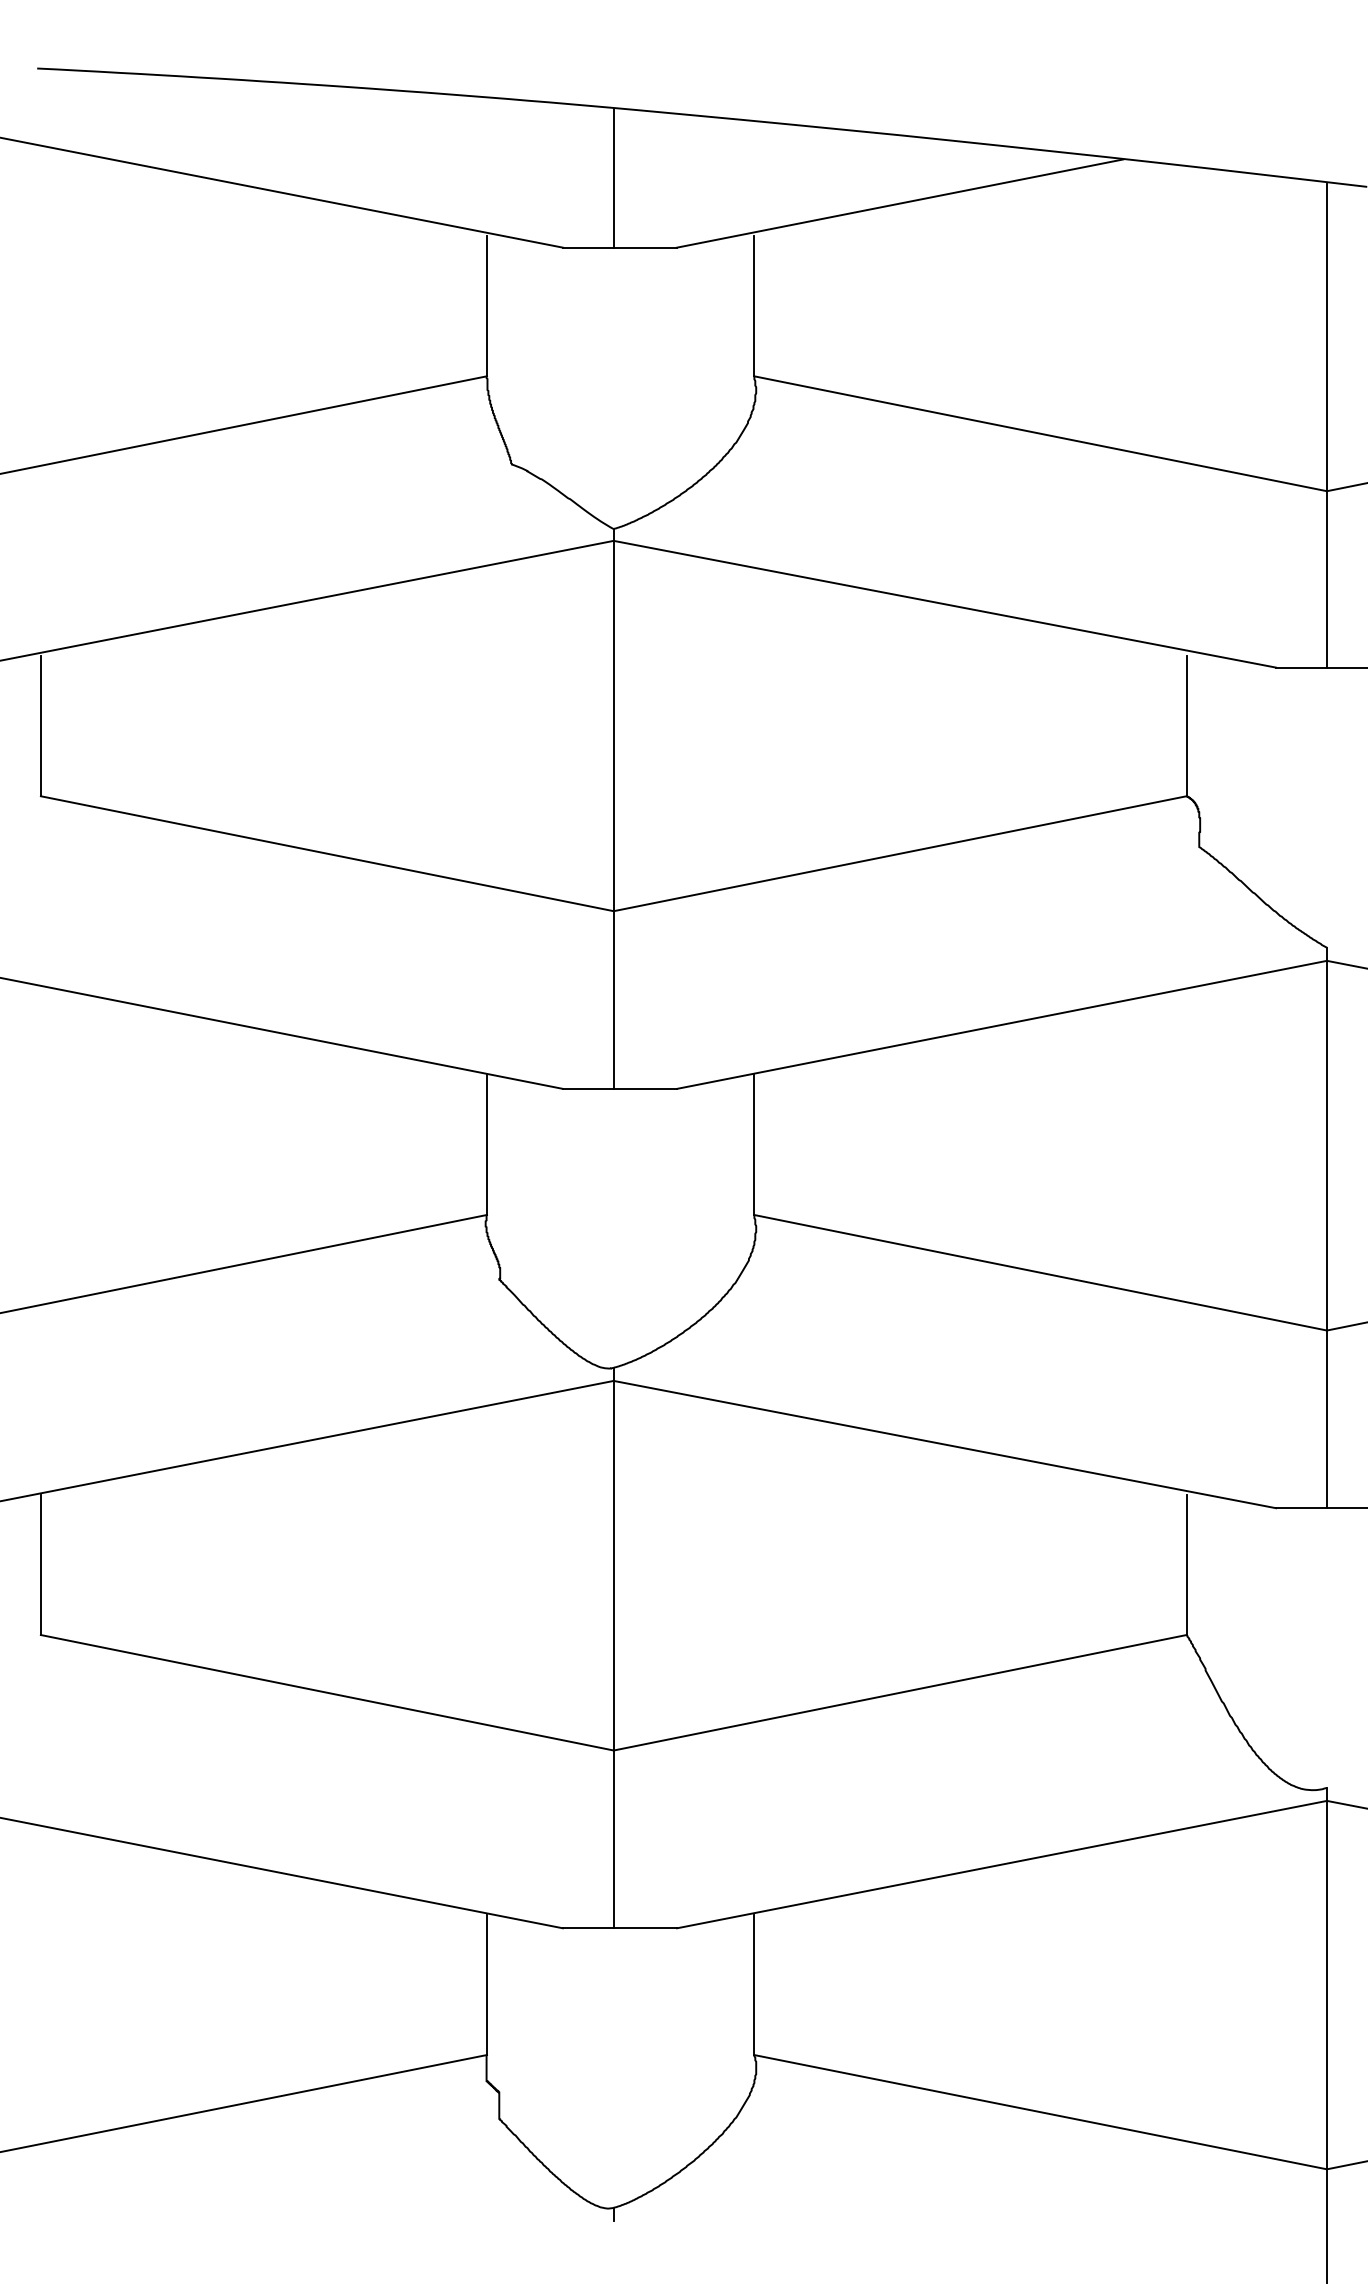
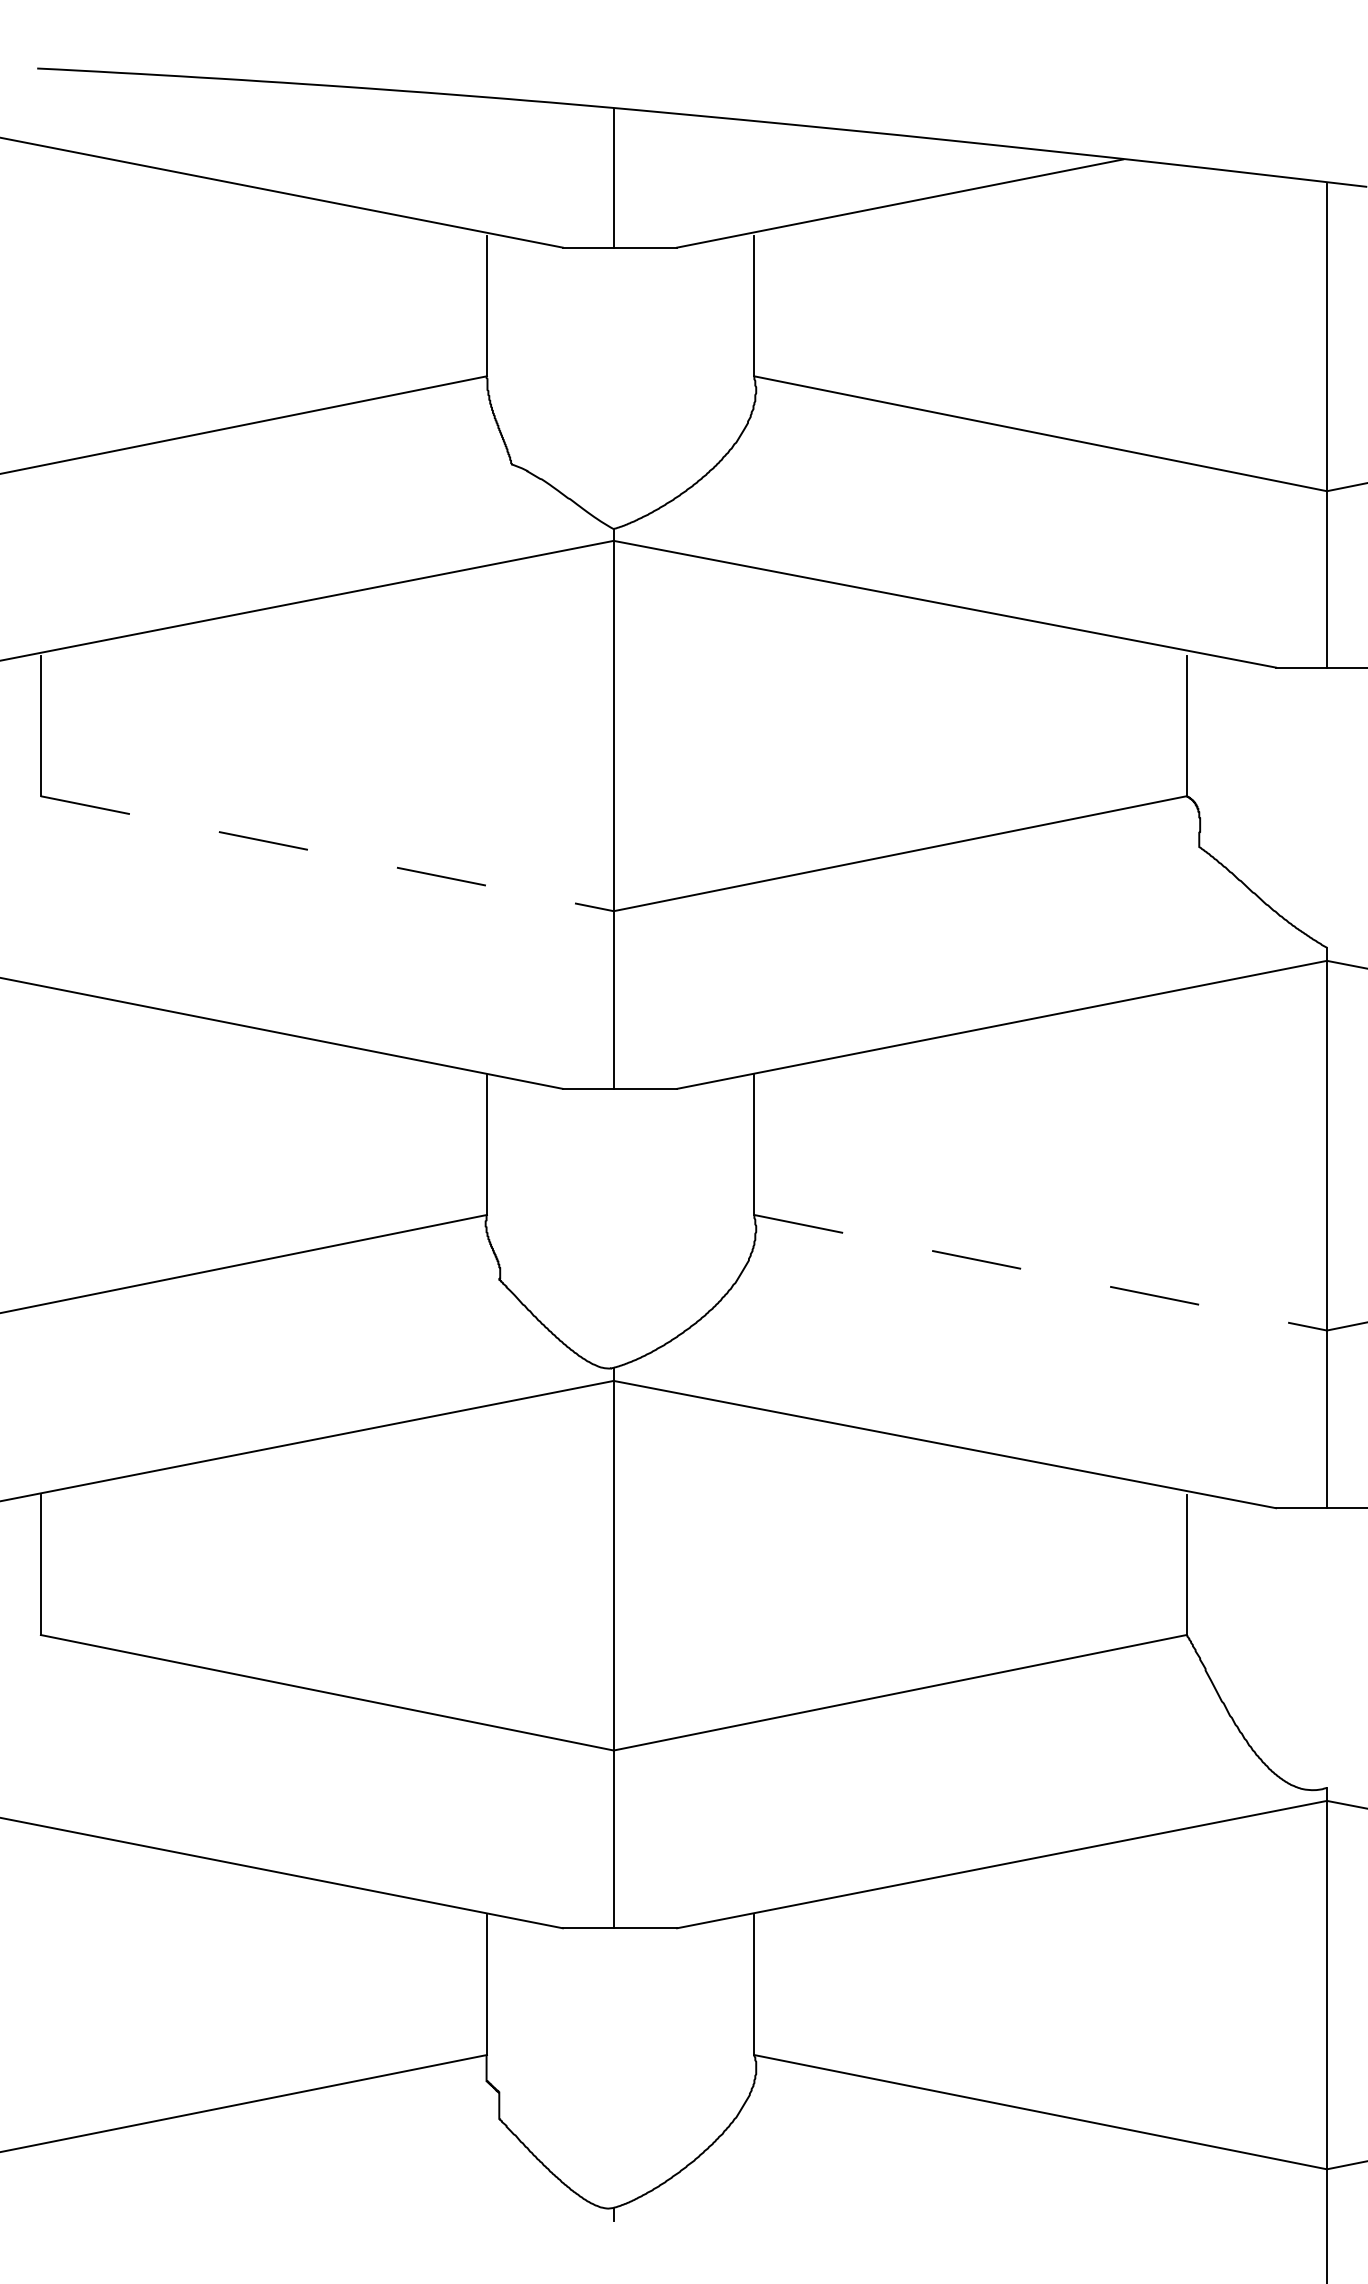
line: solid -> dashed (327, 853)
line: solid -> dashed (1041, 1272)
